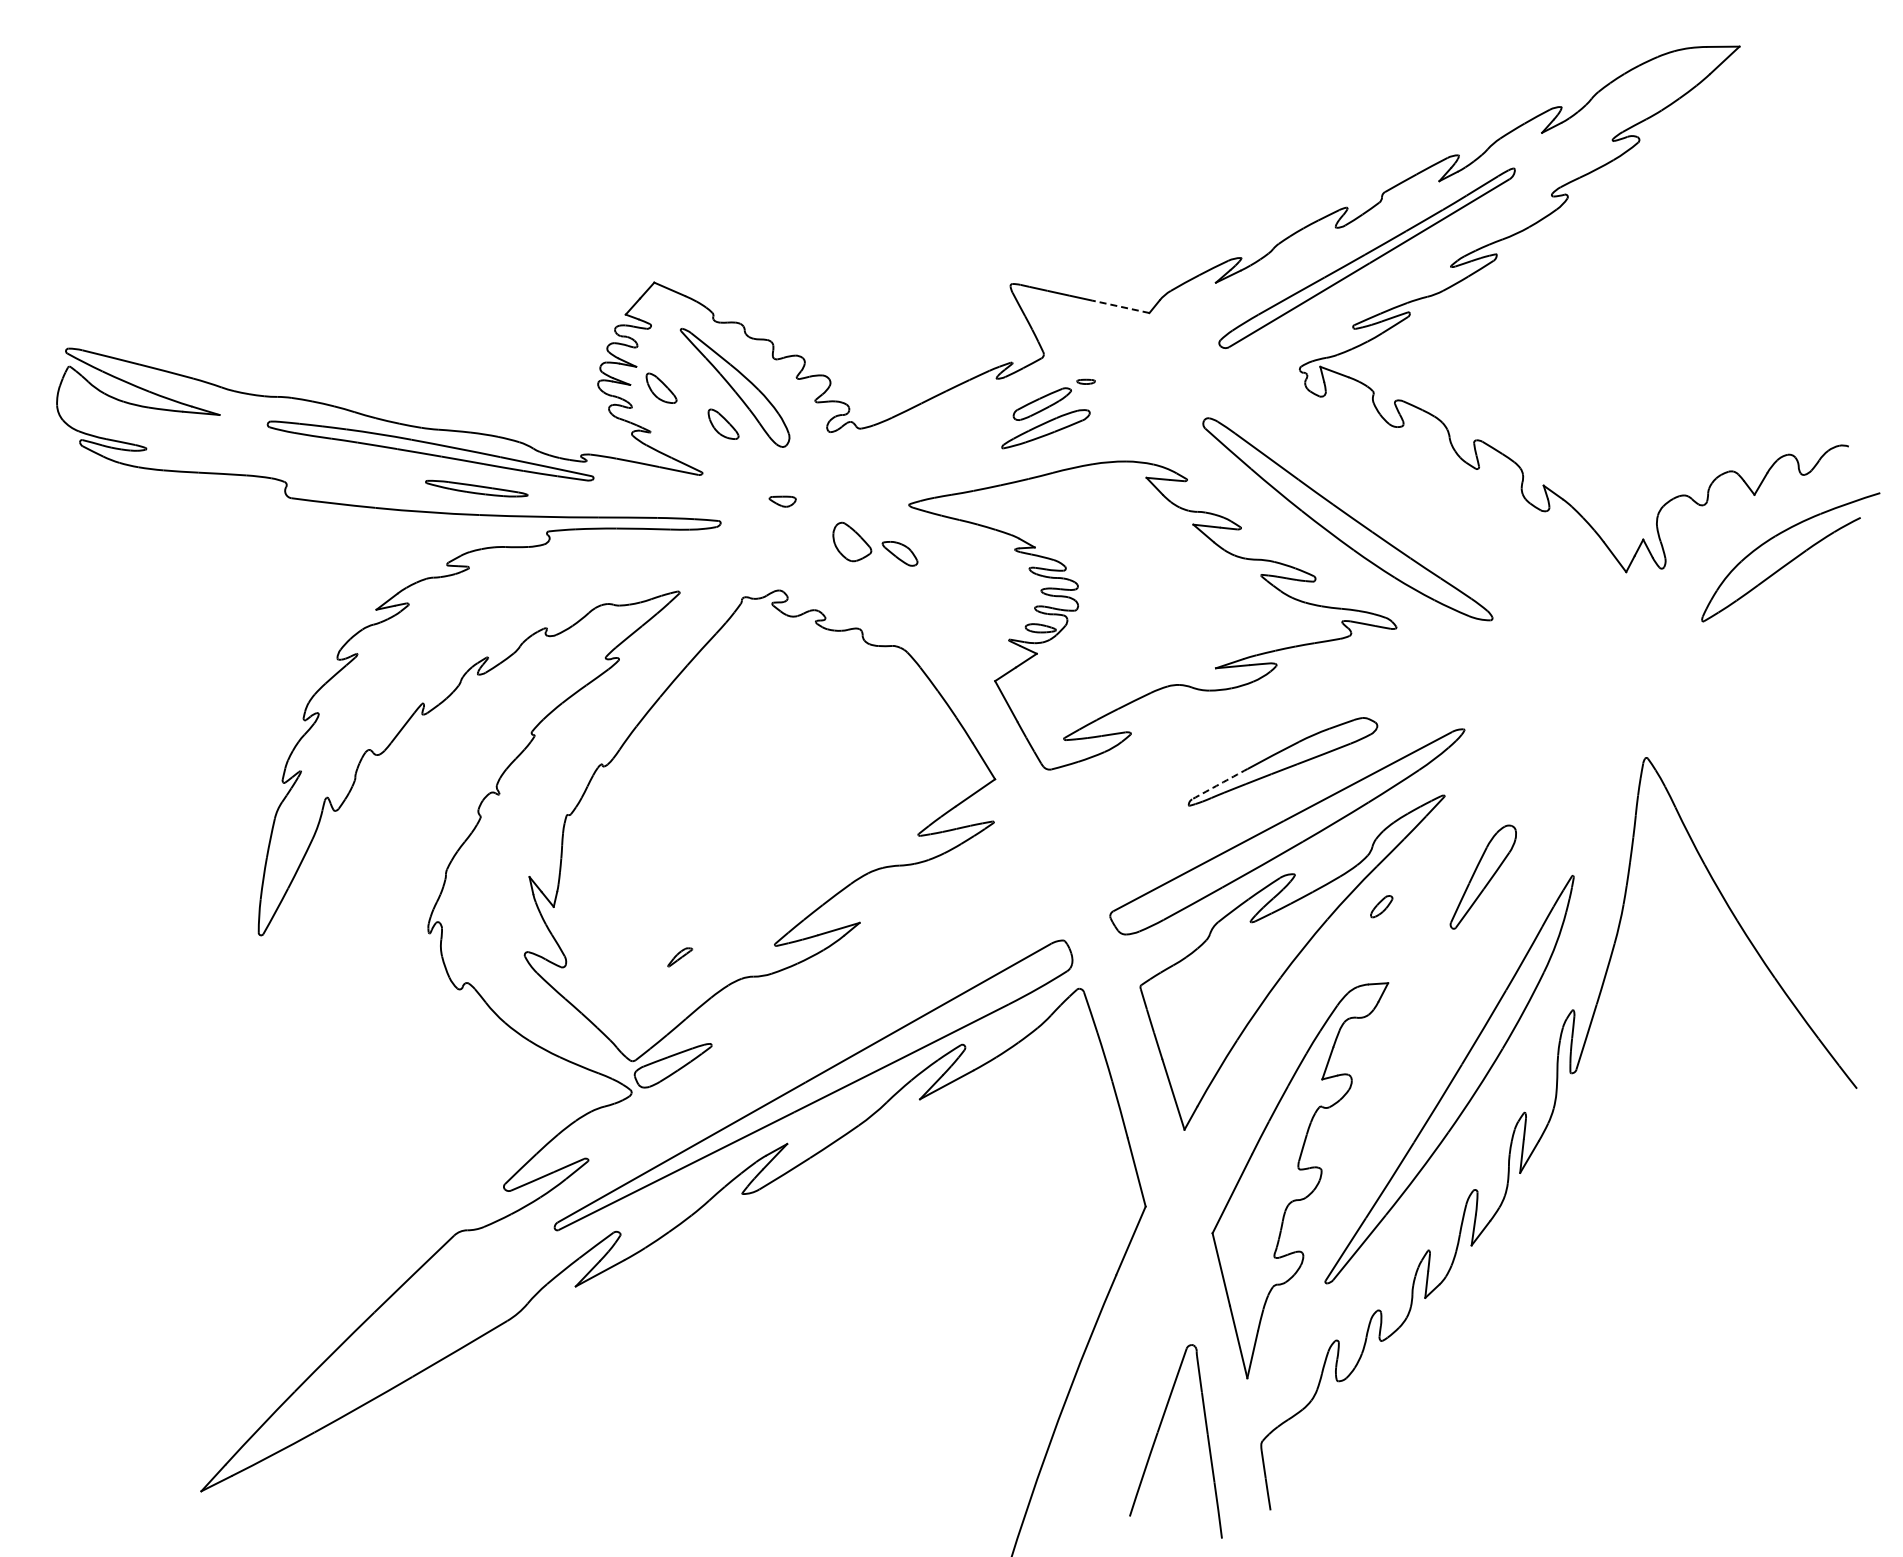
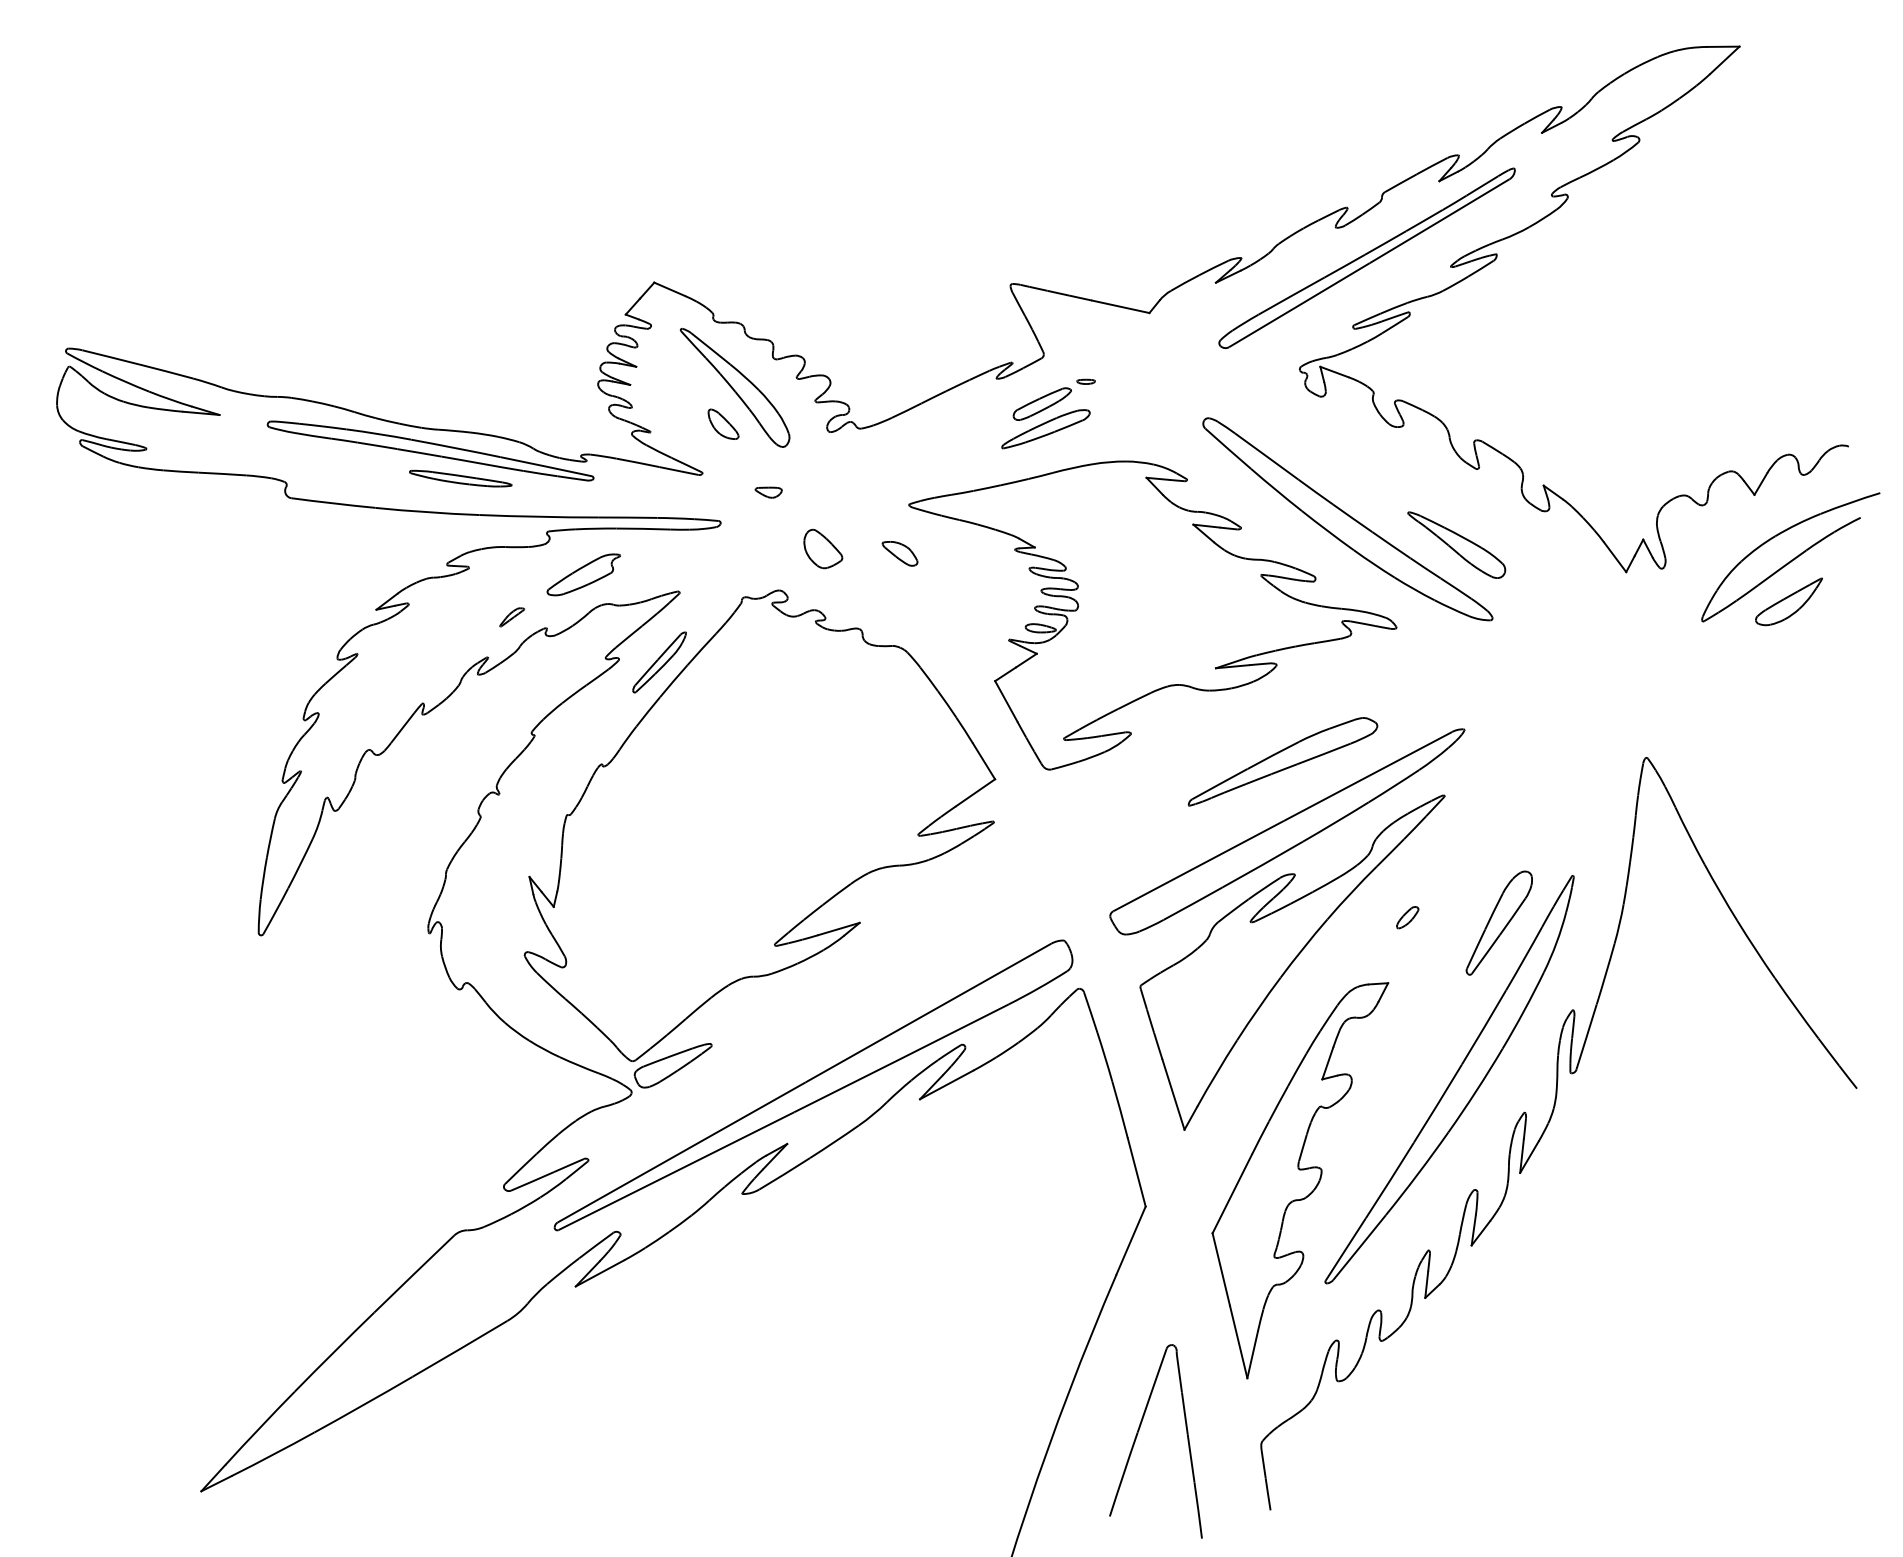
line: dashed -> solid (1120, 306)
part: present -> none (661, 387)
part position: (476, 488) -> (460, 478) (460, 478)
part position: (782, 501) -> (768, 492) (768, 492)
part position: (852, 541) -> (823, 548) (823, 548)
part: none -> present (1456, 544)
part: none -> present (583, 574)
part: none -> present (1788, 601)
part: none -> present (659, 662)
arc: dashed -> solid (1219, 784)
part position: (1482, 876) -> (1498, 922) (1498, 922)
part position: (1381, 906) -> (1407, 917) (1407, 917)
part position: (680, 957) -> (512, 617) (512, 617)
part position: (1157, 1436) -> (1137, 1436) (1137, 1436)
